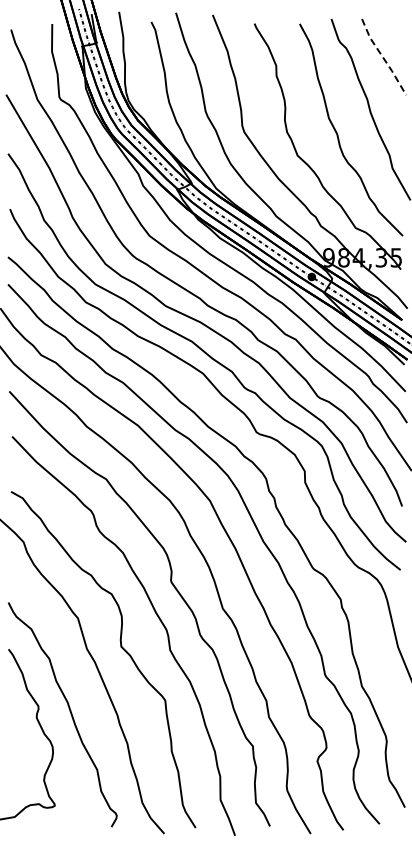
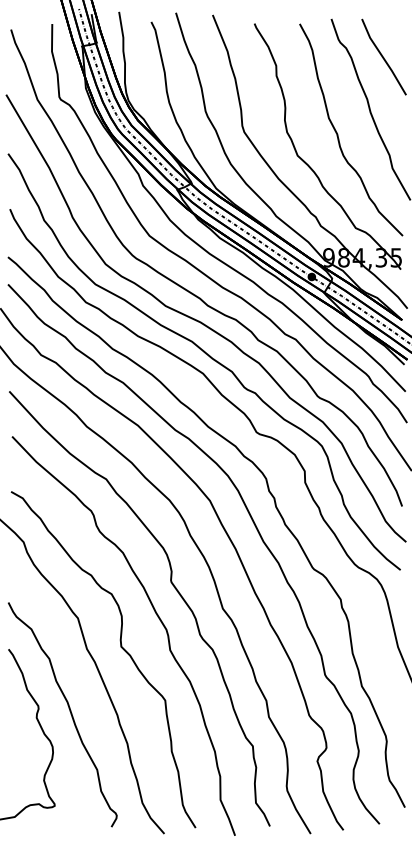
line: dashed -> solid (383, 57)
